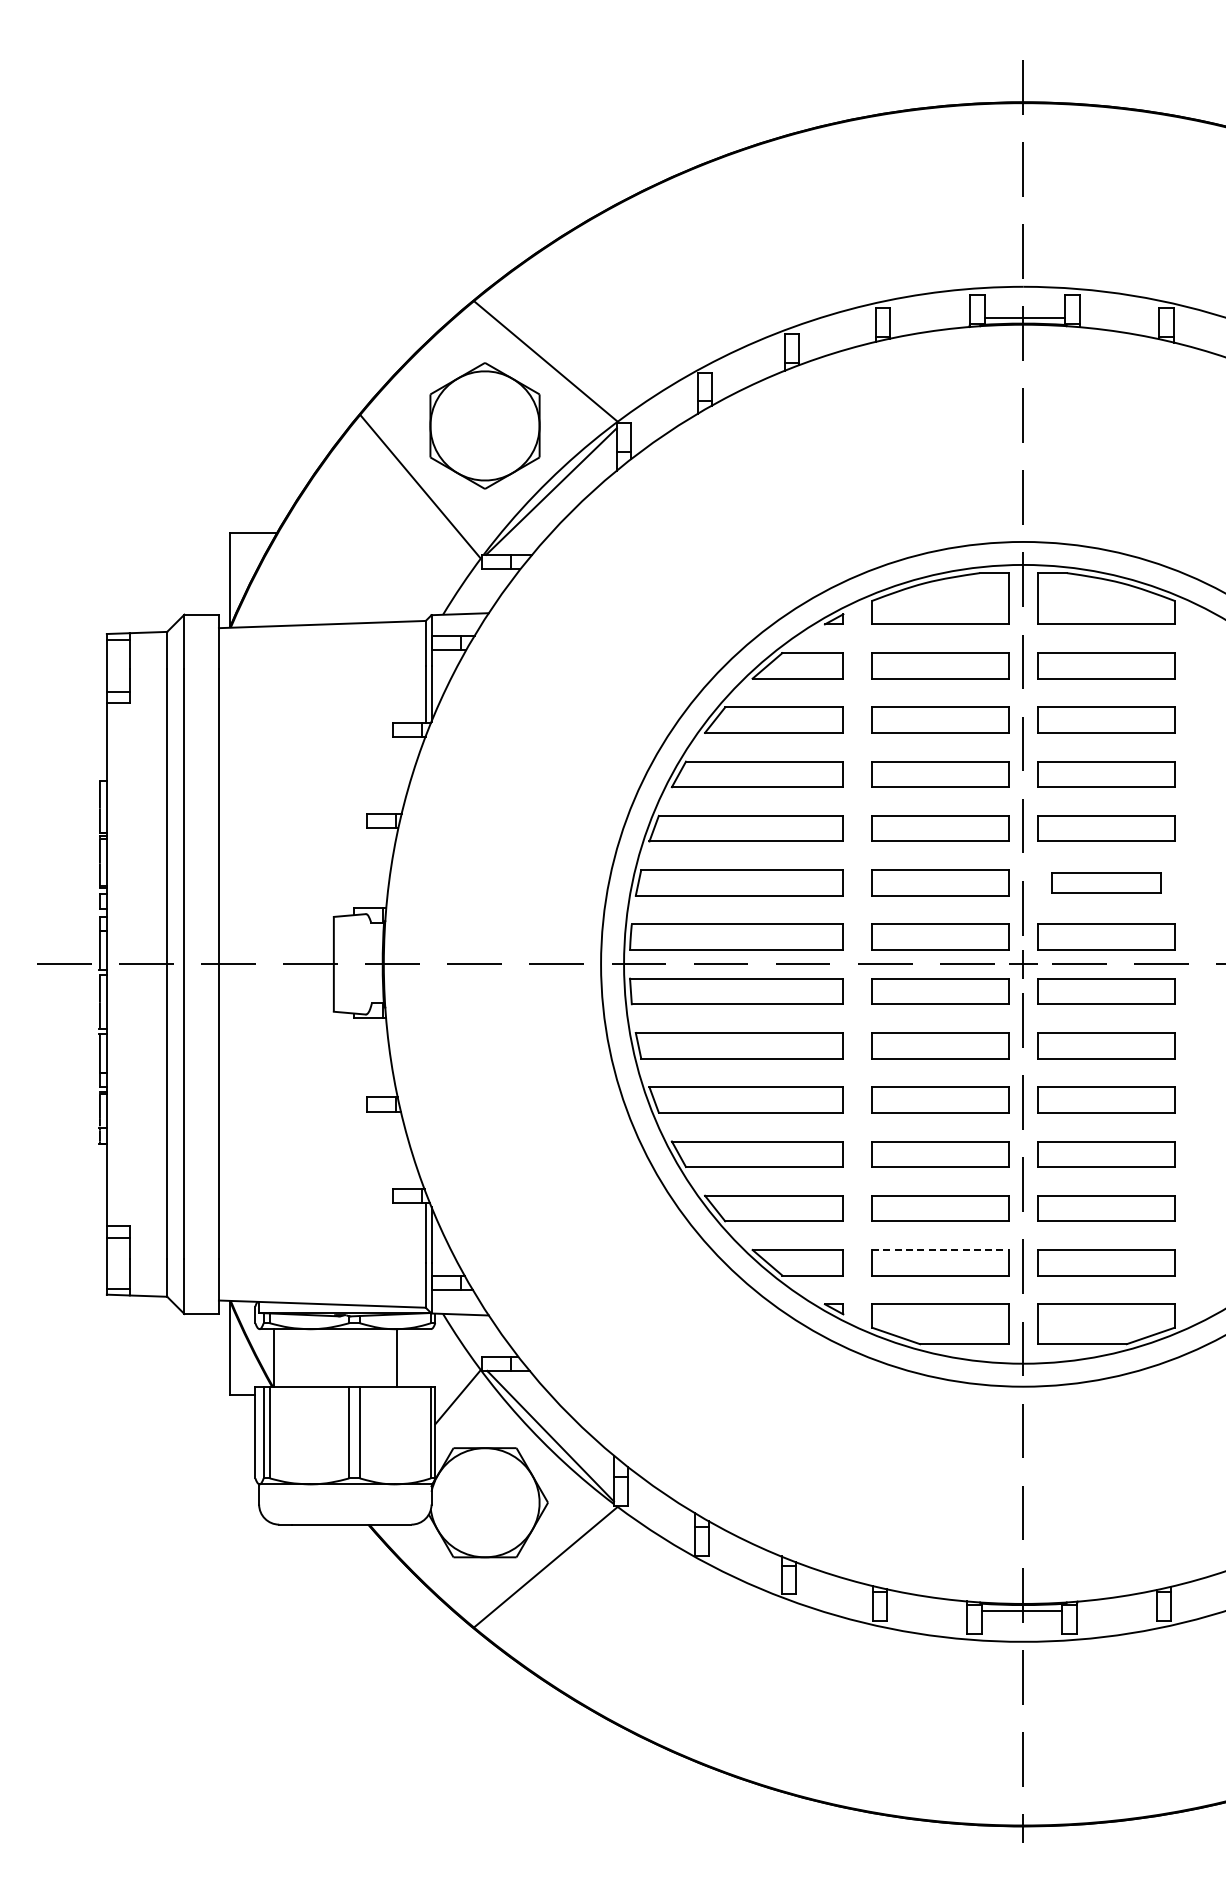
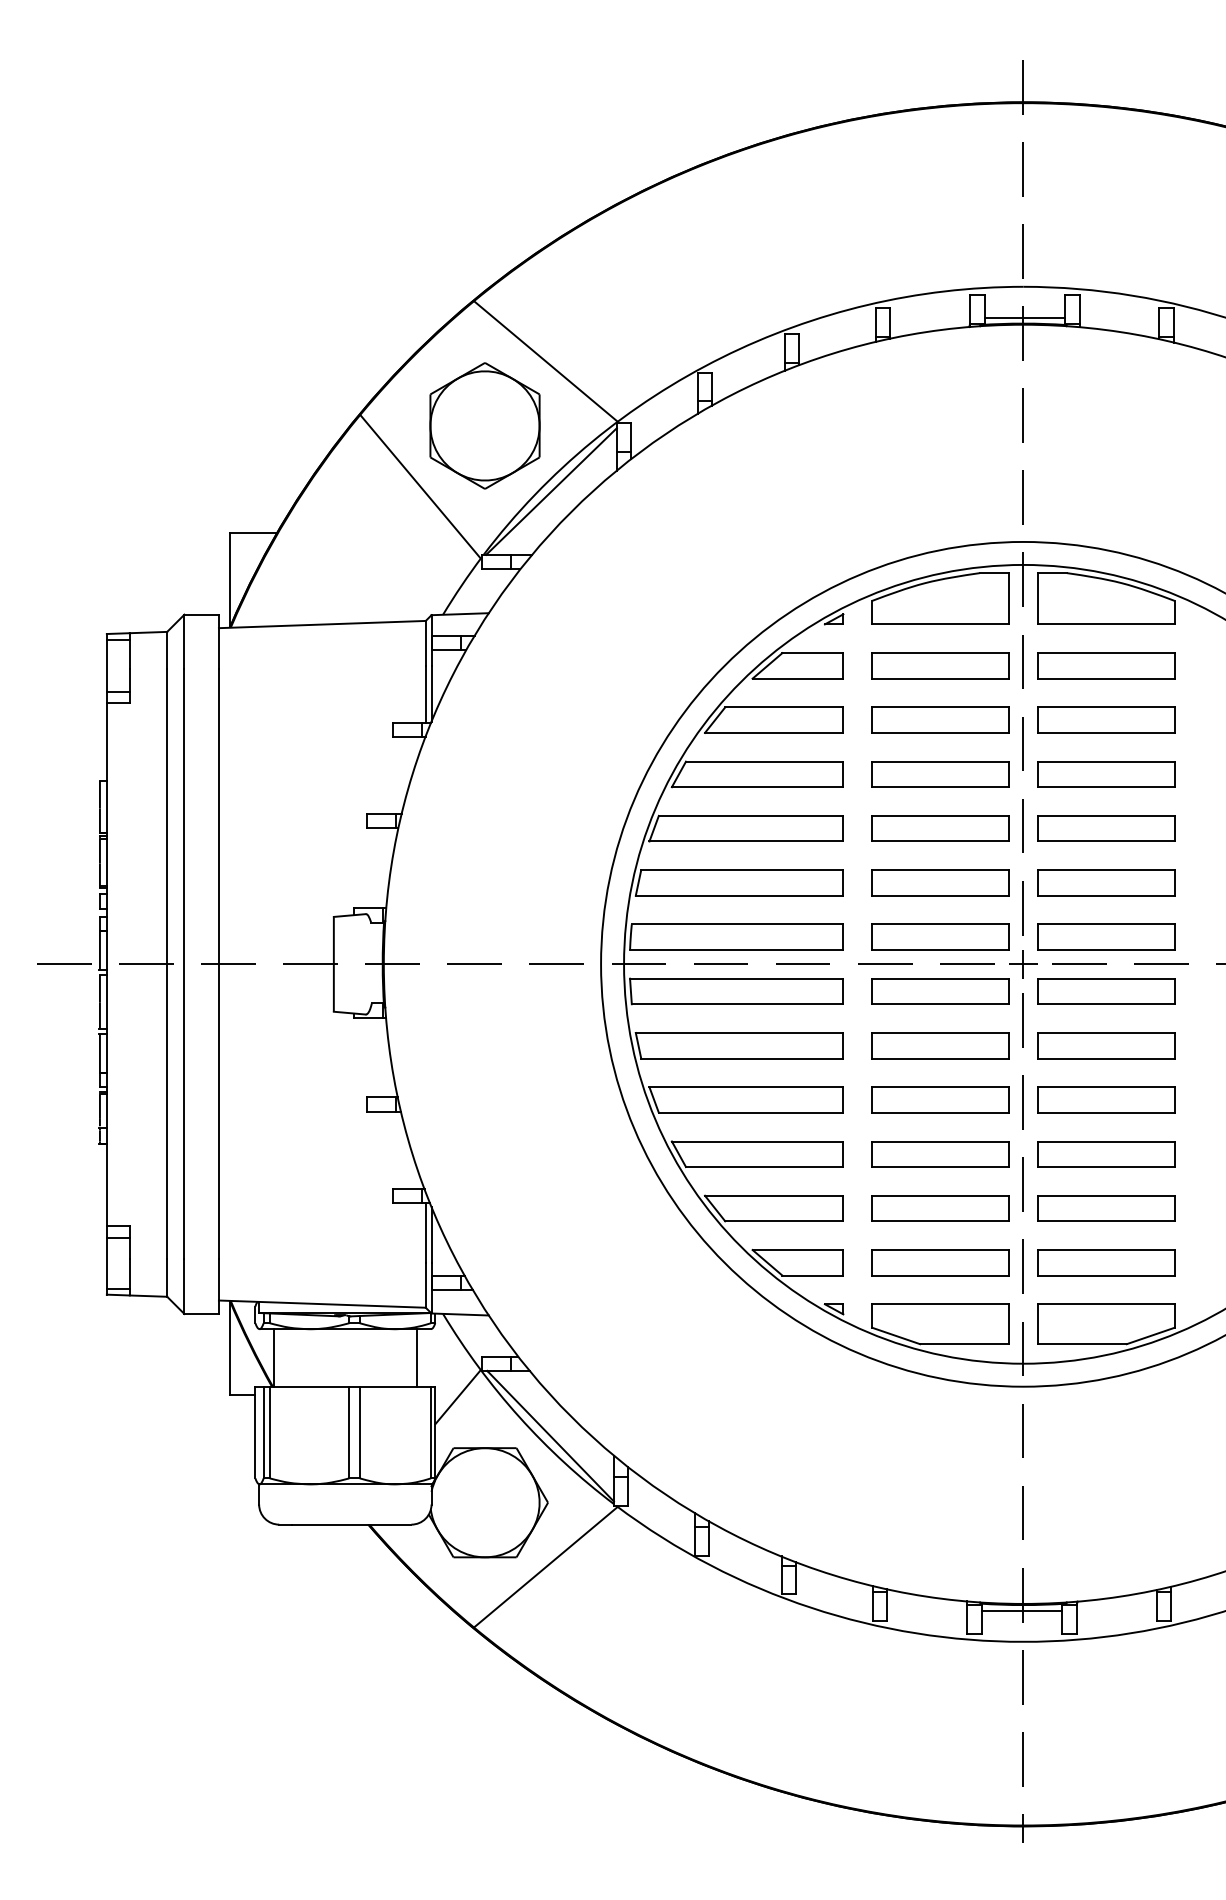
part size: 111x22 px -> 139x28 px (1106, 882)
line: dashed -> solid (940, 1250)
line position: (397, 1357) -> (417, 1357) (417, 1357)
